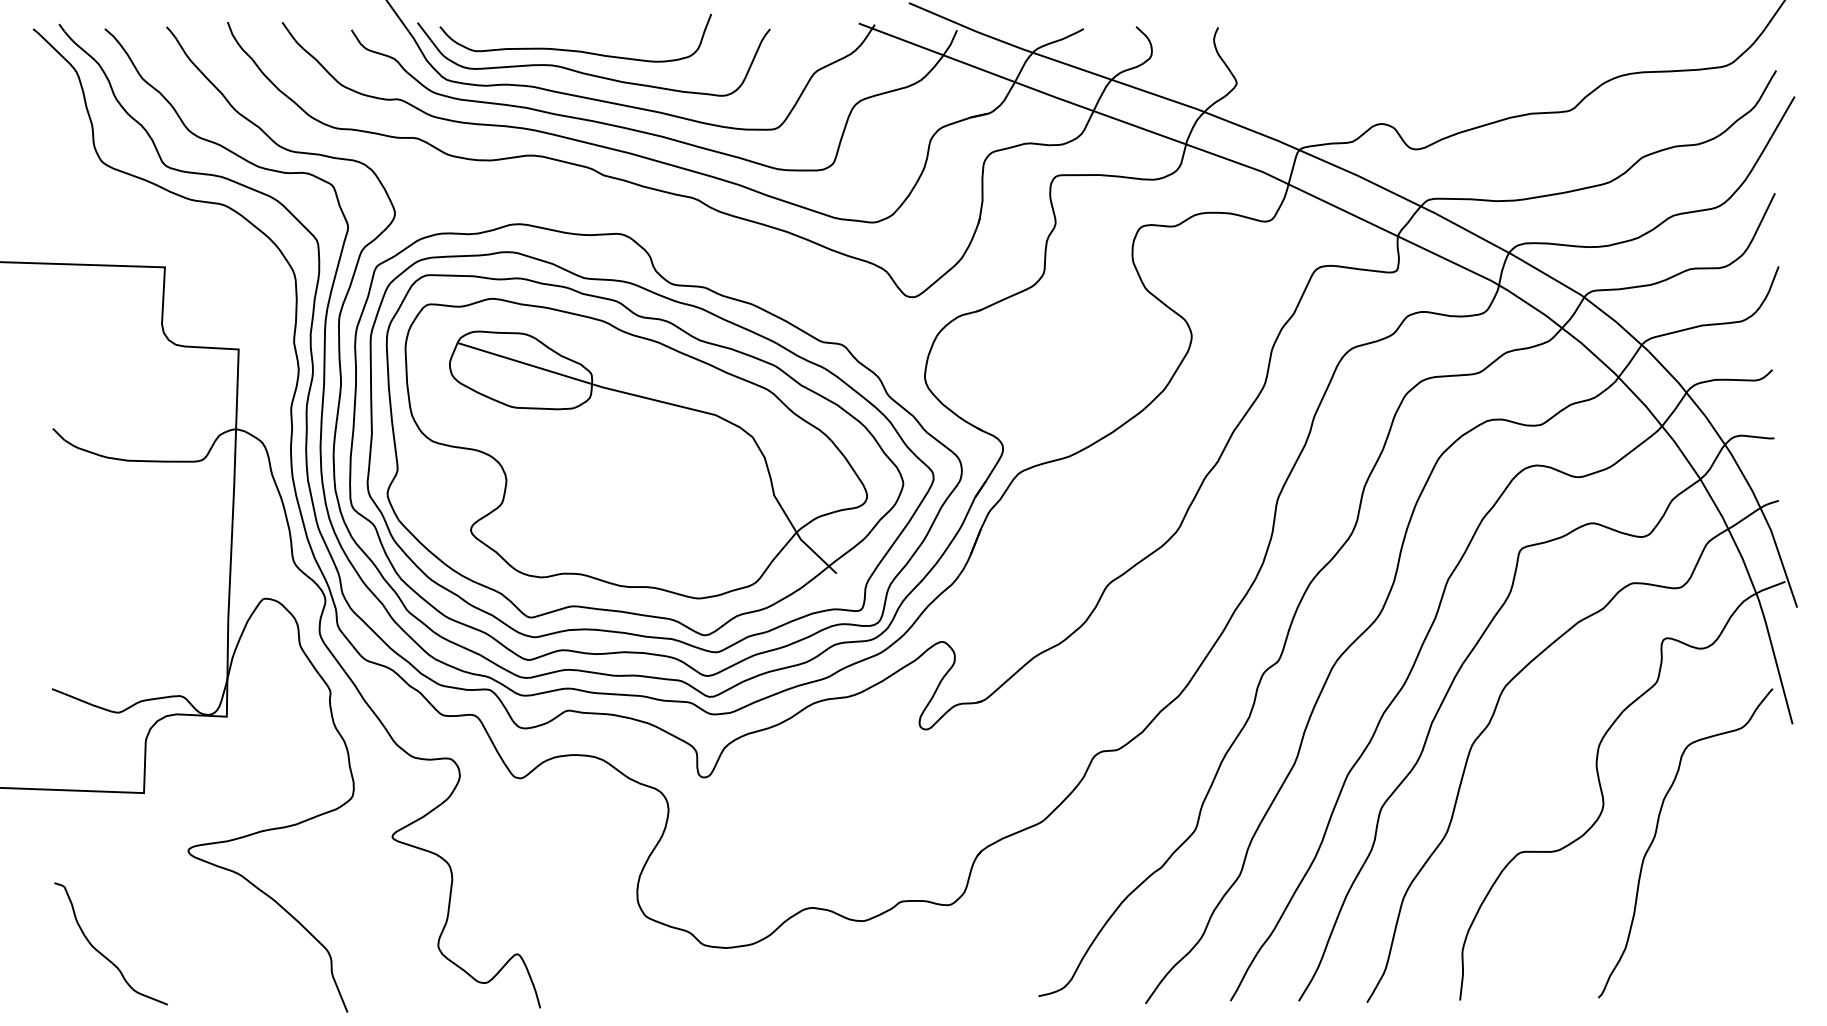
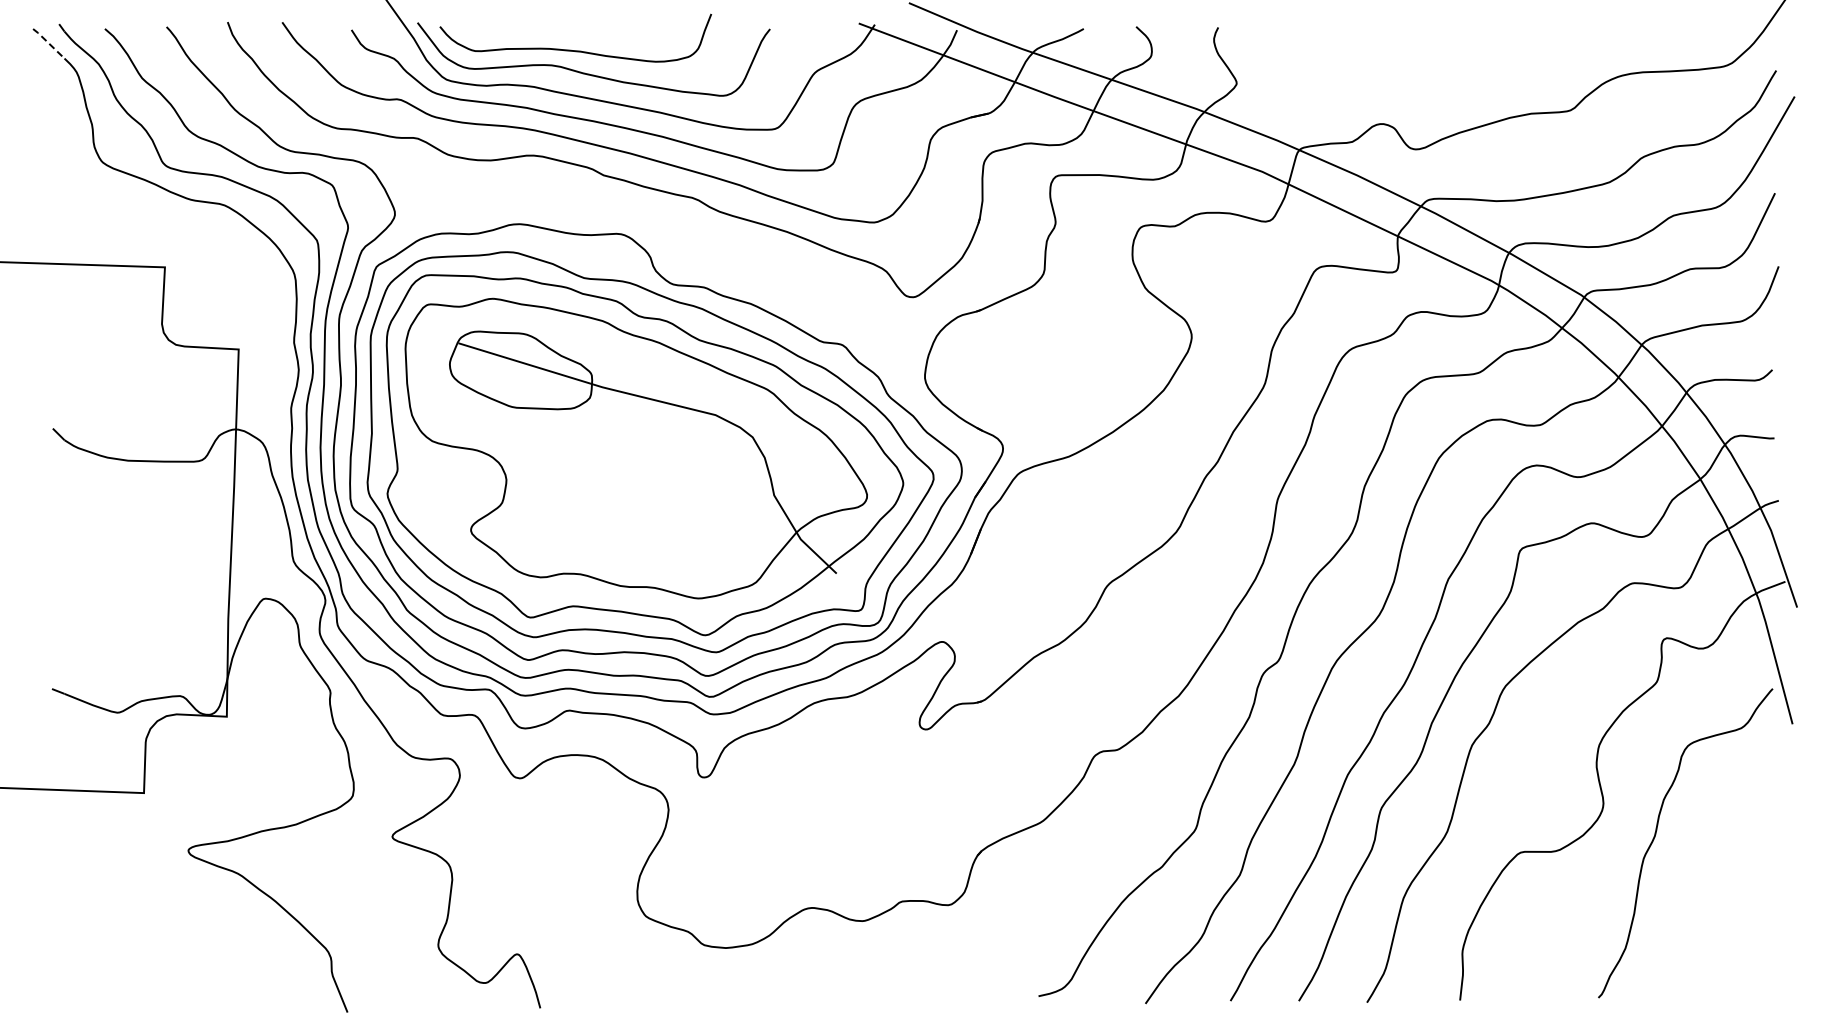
line: solid -> dashed (48, 43)
part: present -> none (101, 952)
